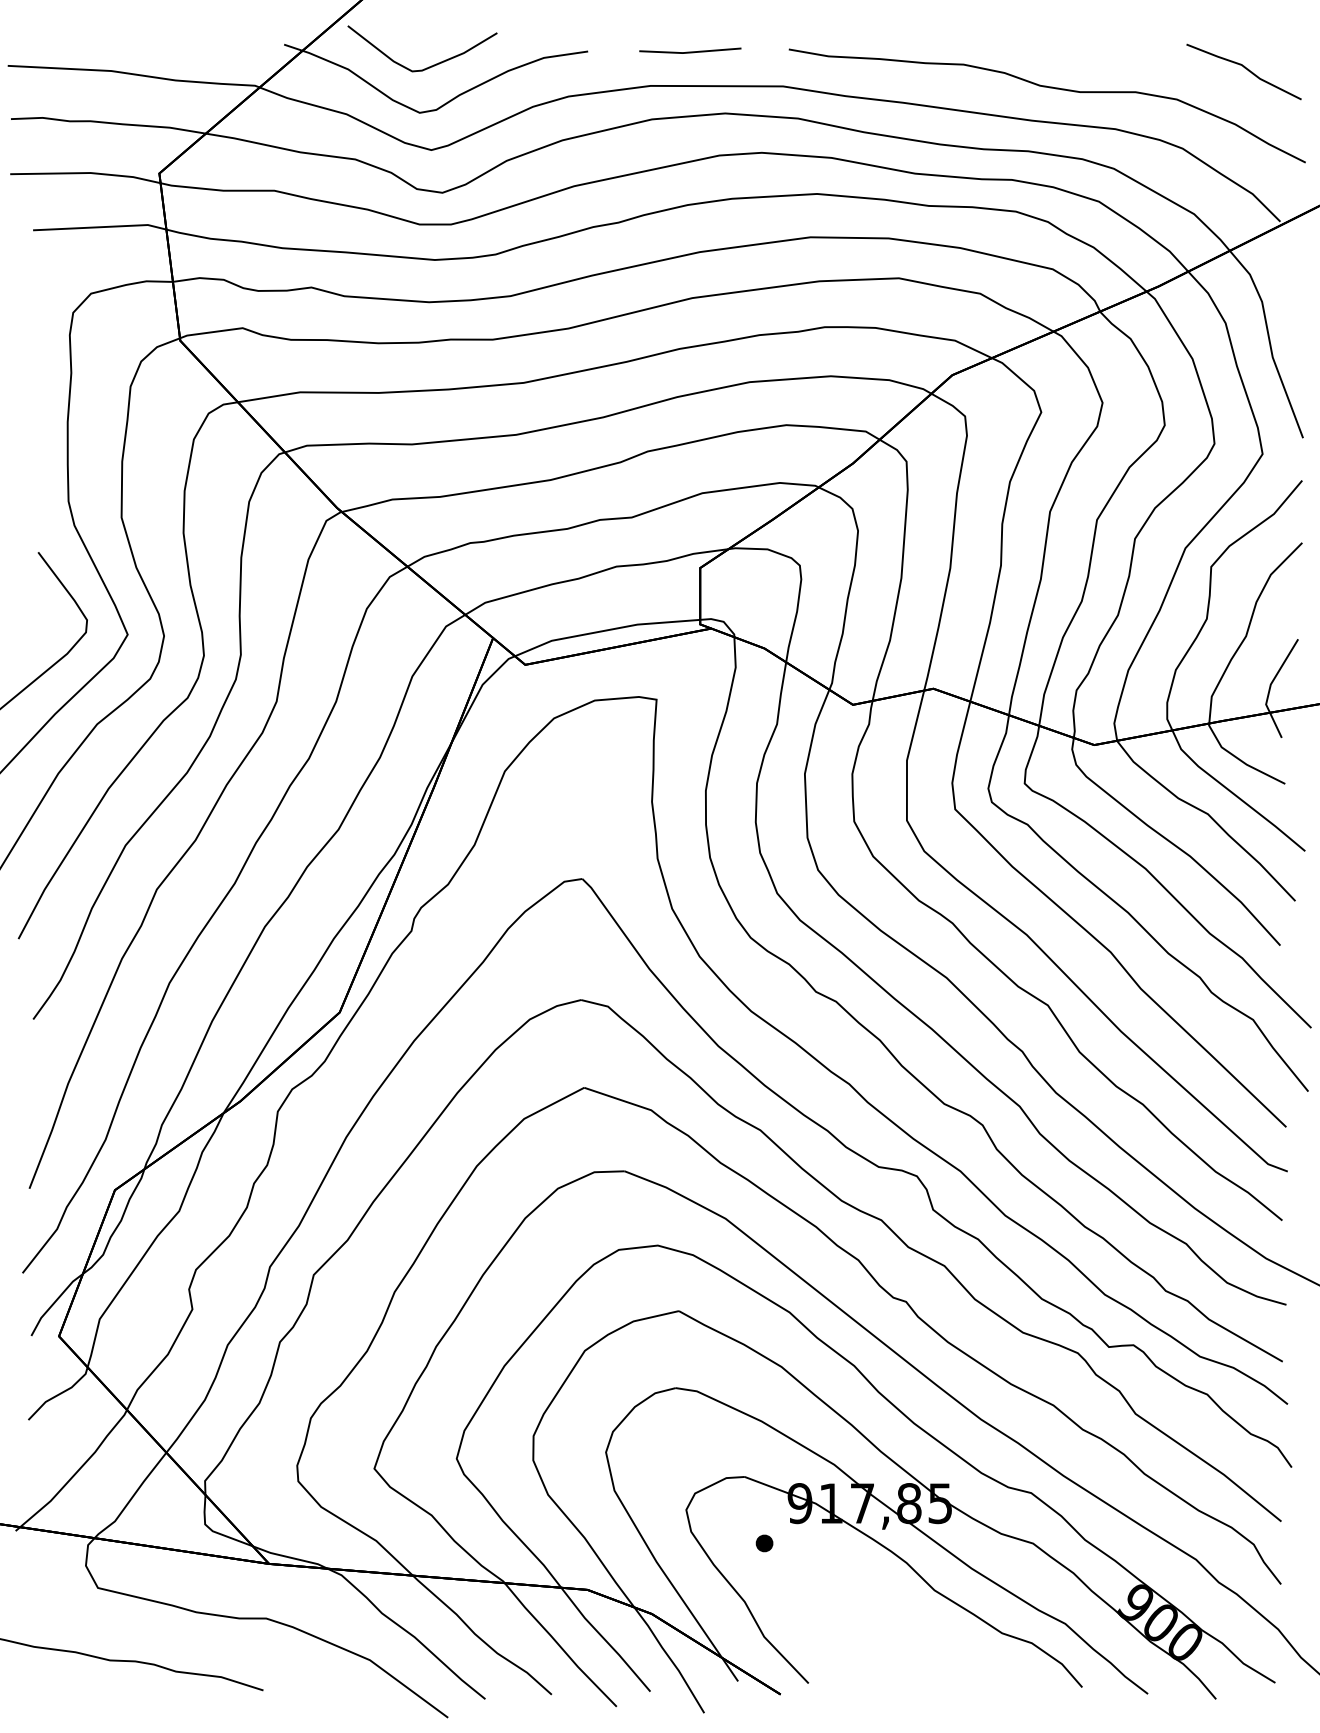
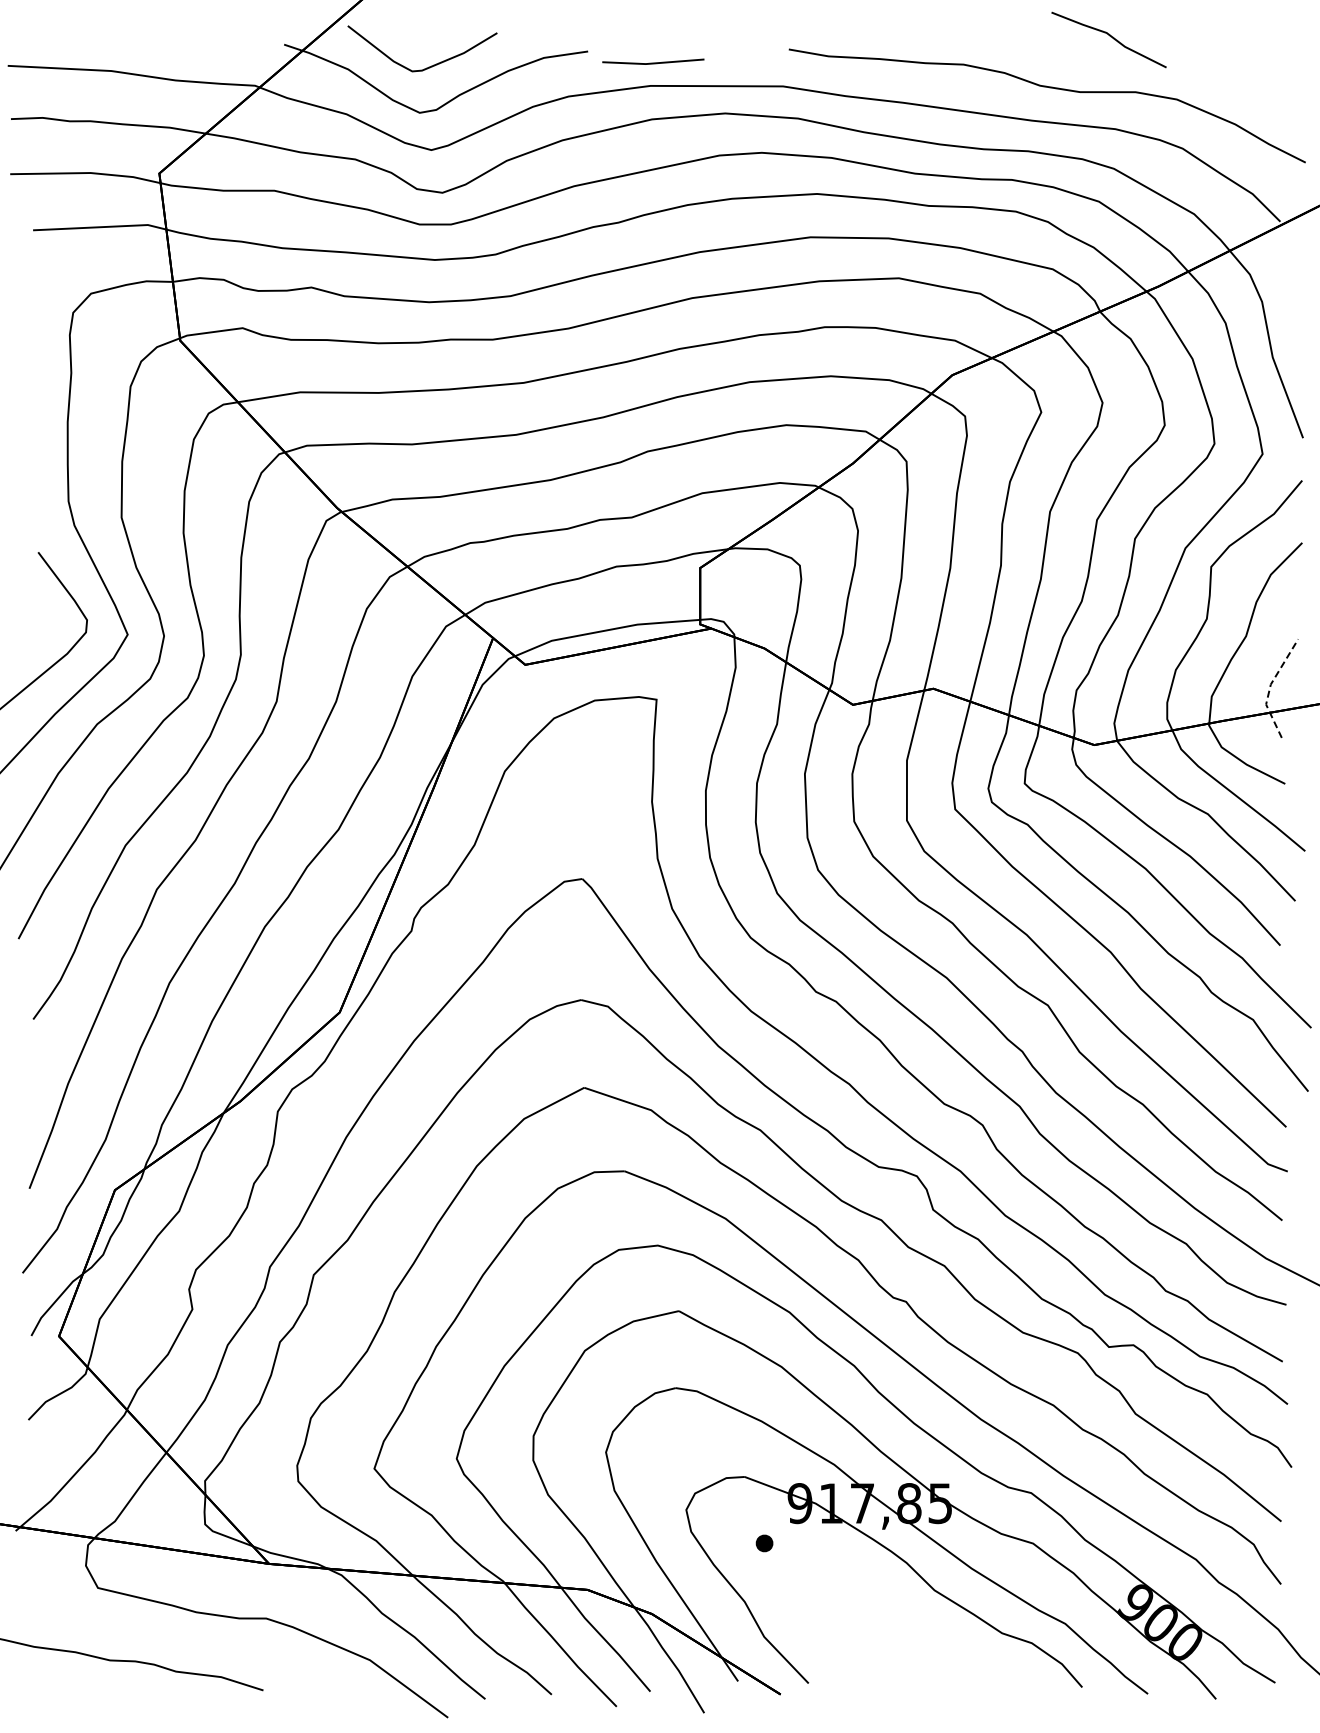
line position: (690, 51) -> (653, 62) (653, 62)
line position: (1244, 68) -> (1109, 36) (1109, 36)
line: solid -> dashed (1270, 686)
